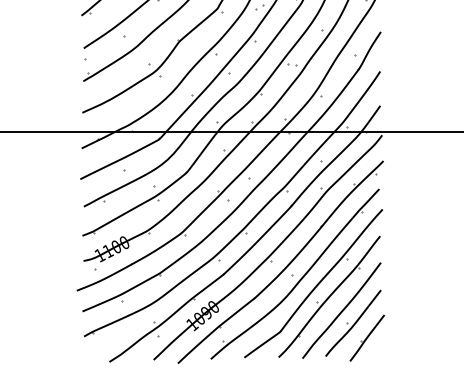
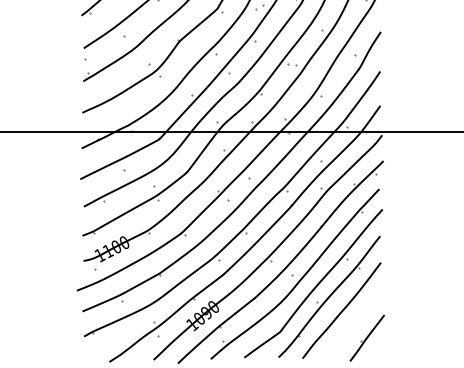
part: present -> none (353, 322)
